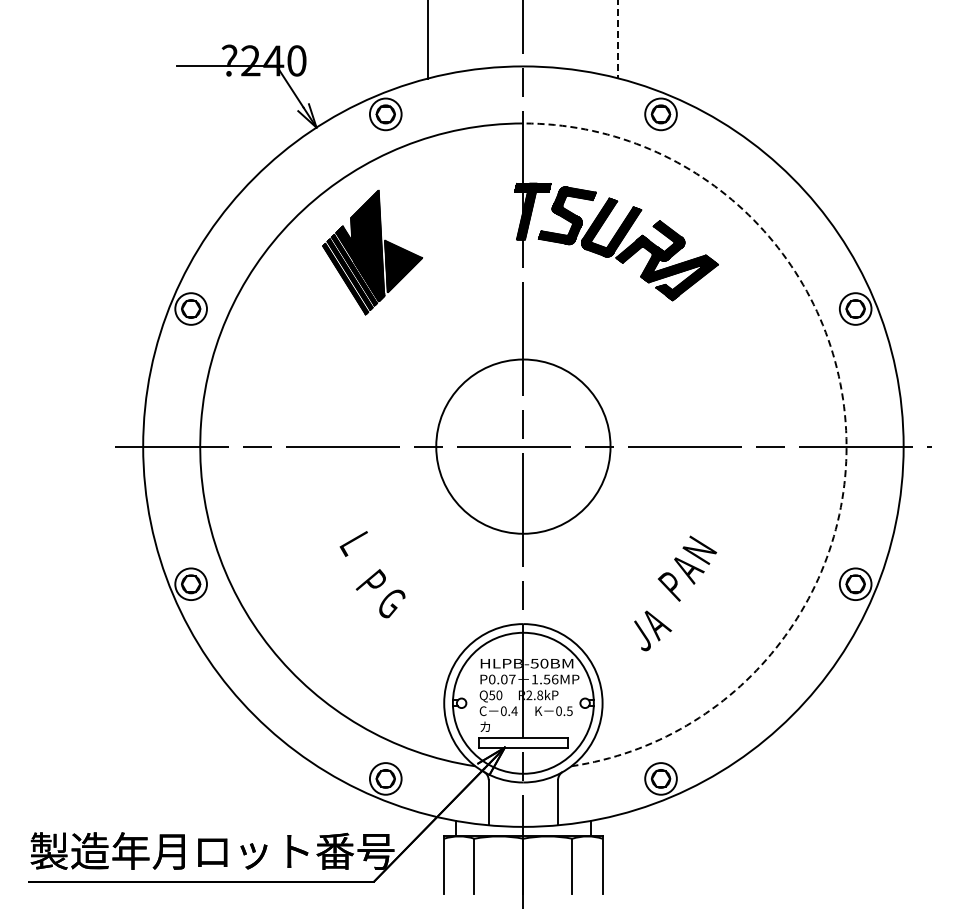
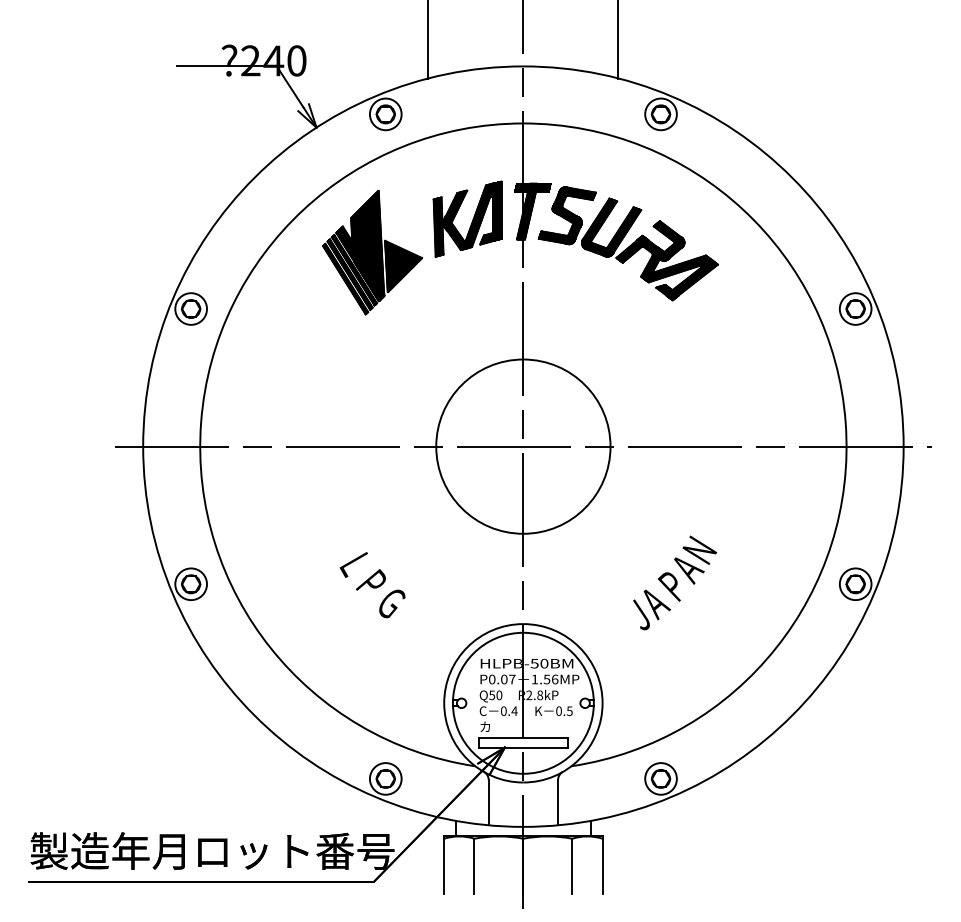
line: dashed -> solid (618, 39)
part: none -> present (467, 218)
arc: dashed -> solid (845, 422)
text position: (353, 543) -> (353, 564) (353, 564)
text position: (653, 630) -> (652, 609) (652, 609)
